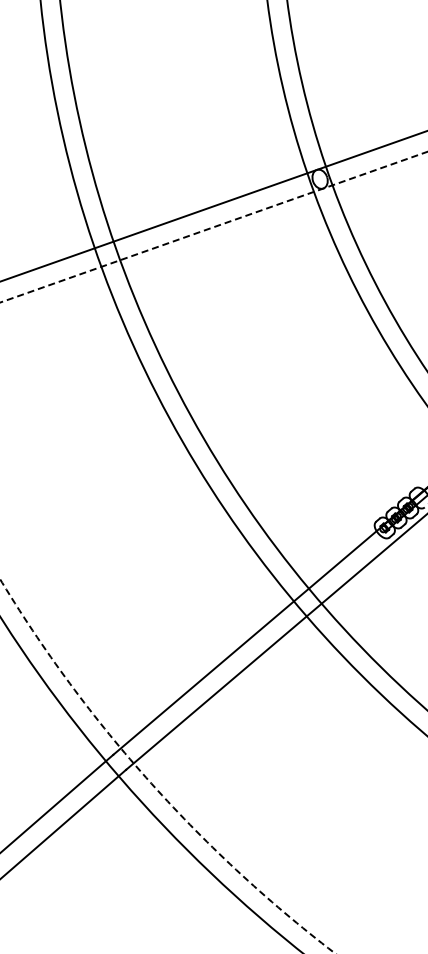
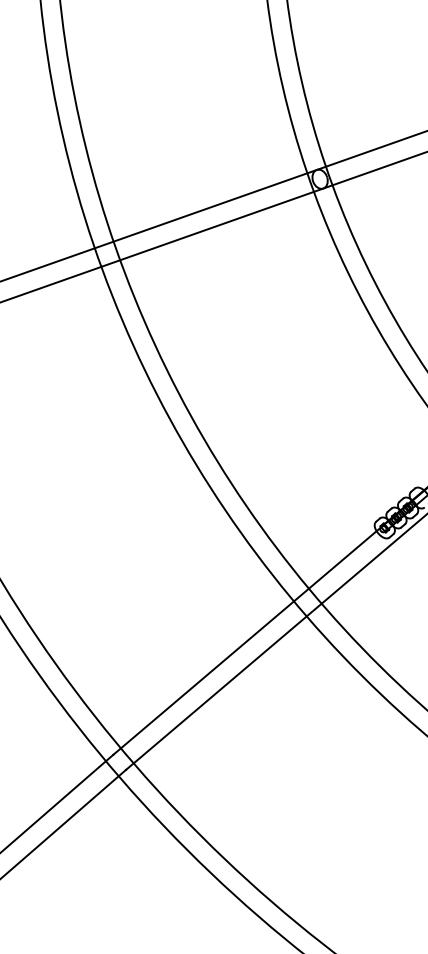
line: dashed -> solid (213, 227)
circle: dashed -> solid (167, 766)
